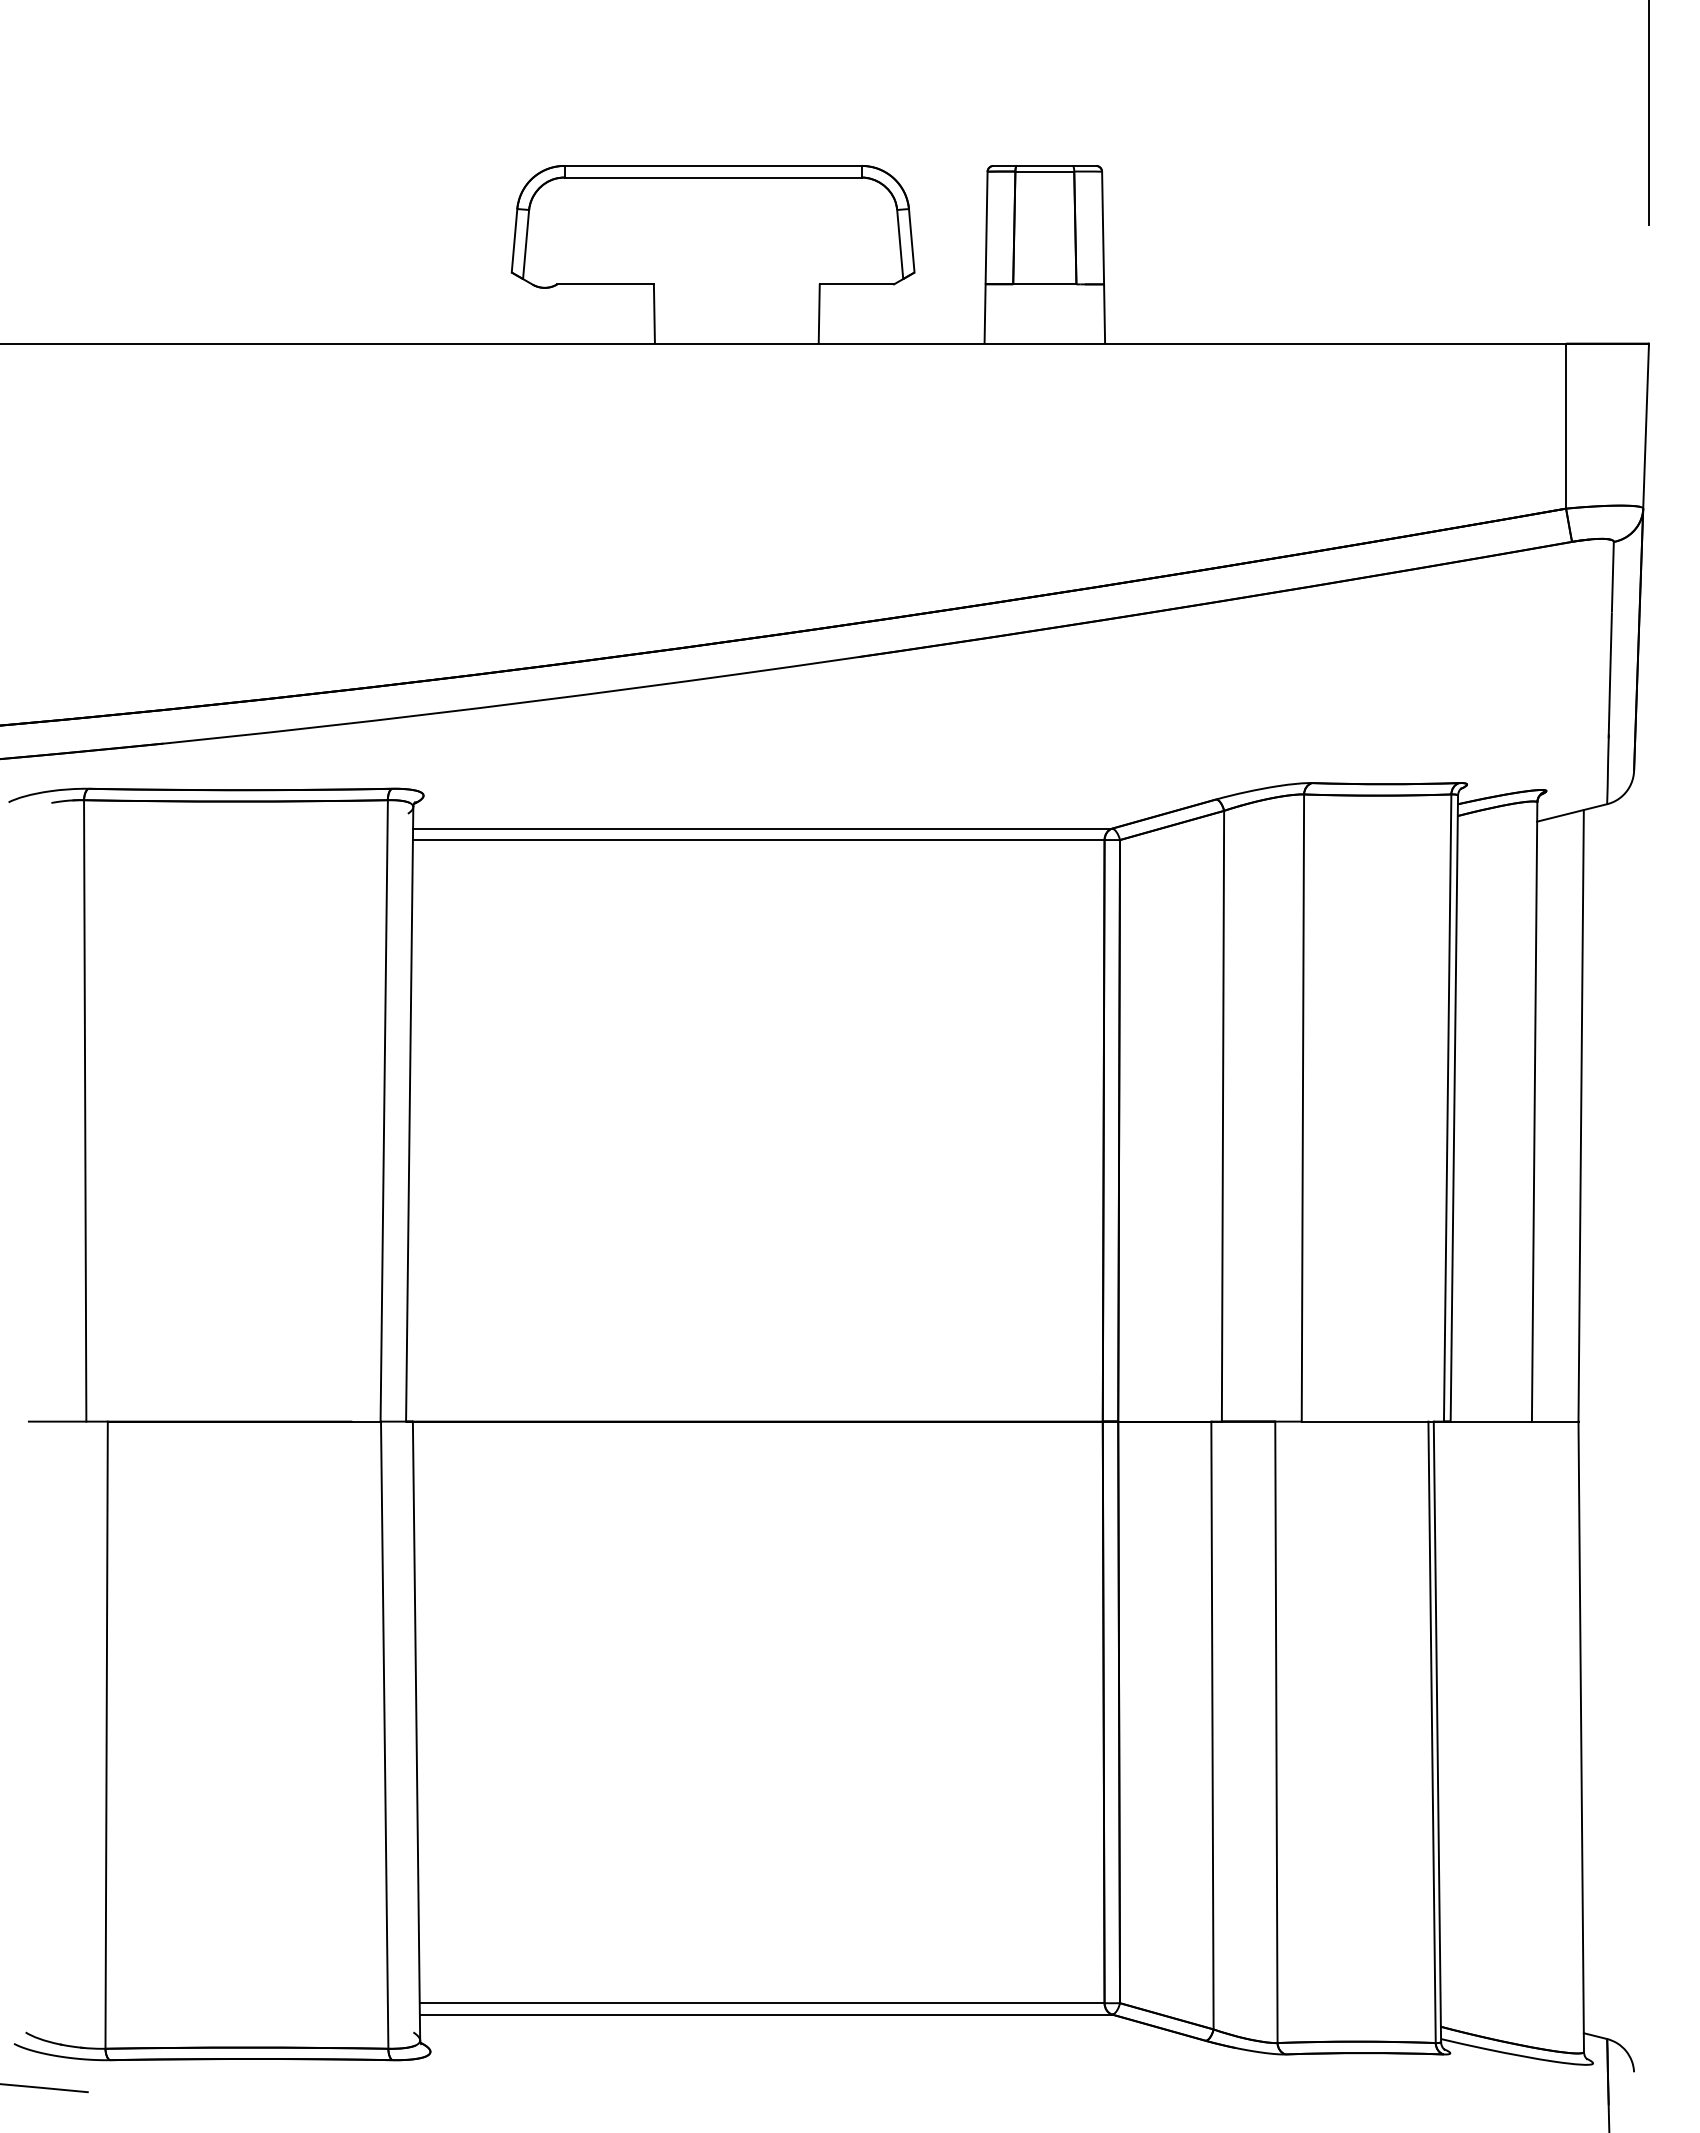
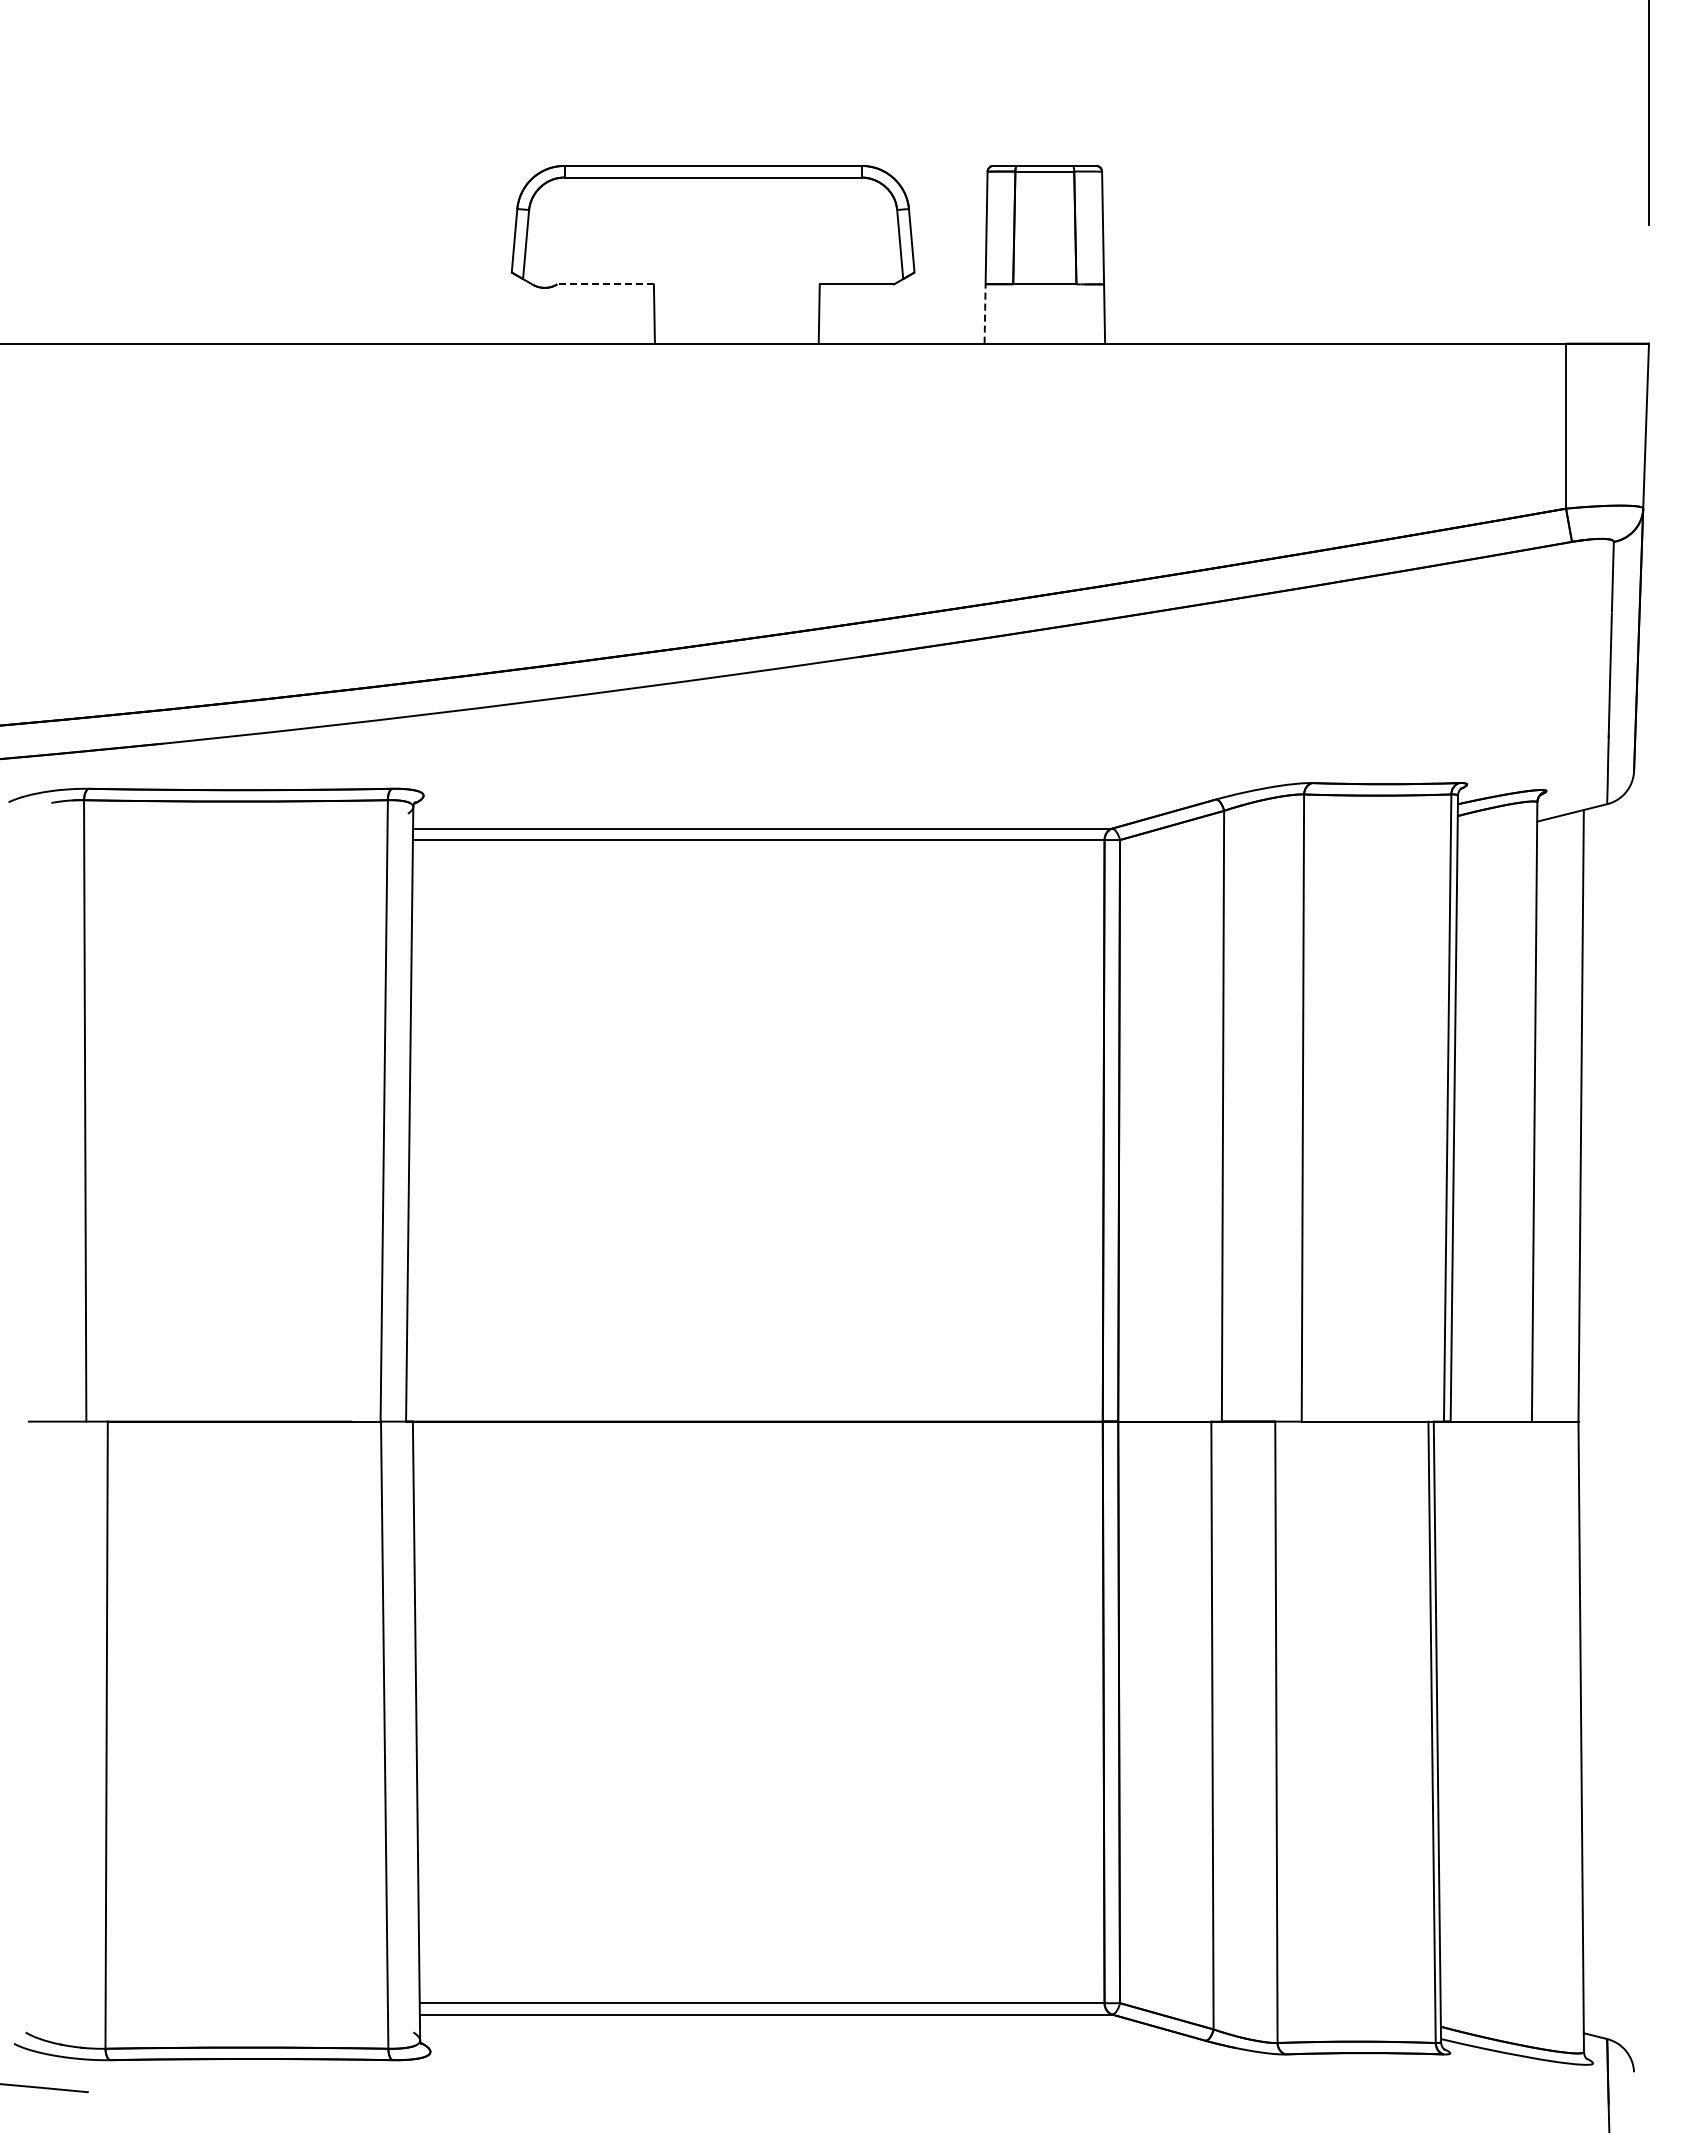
line: solid -> dashed (605, 284)
line: solid -> dashed (985, 314)
